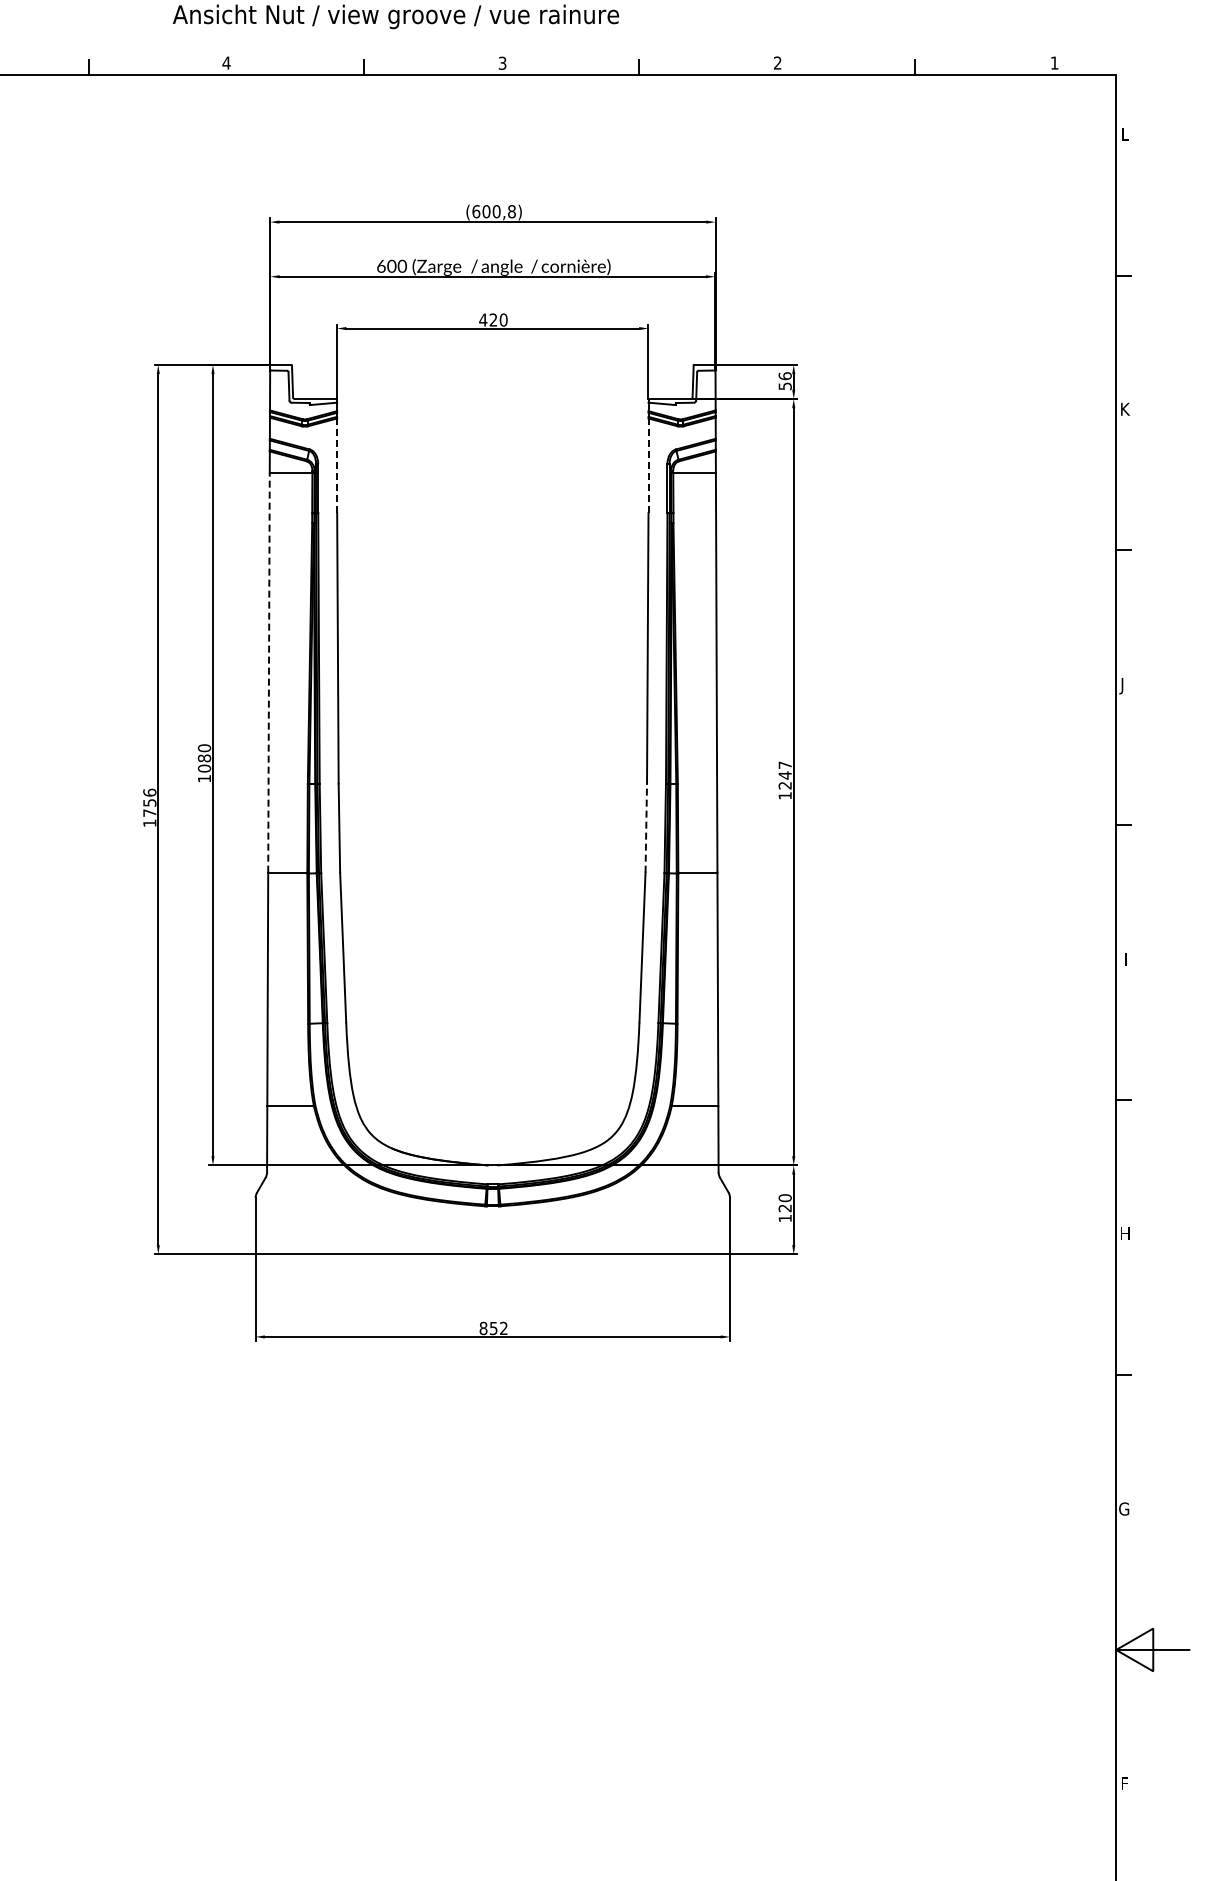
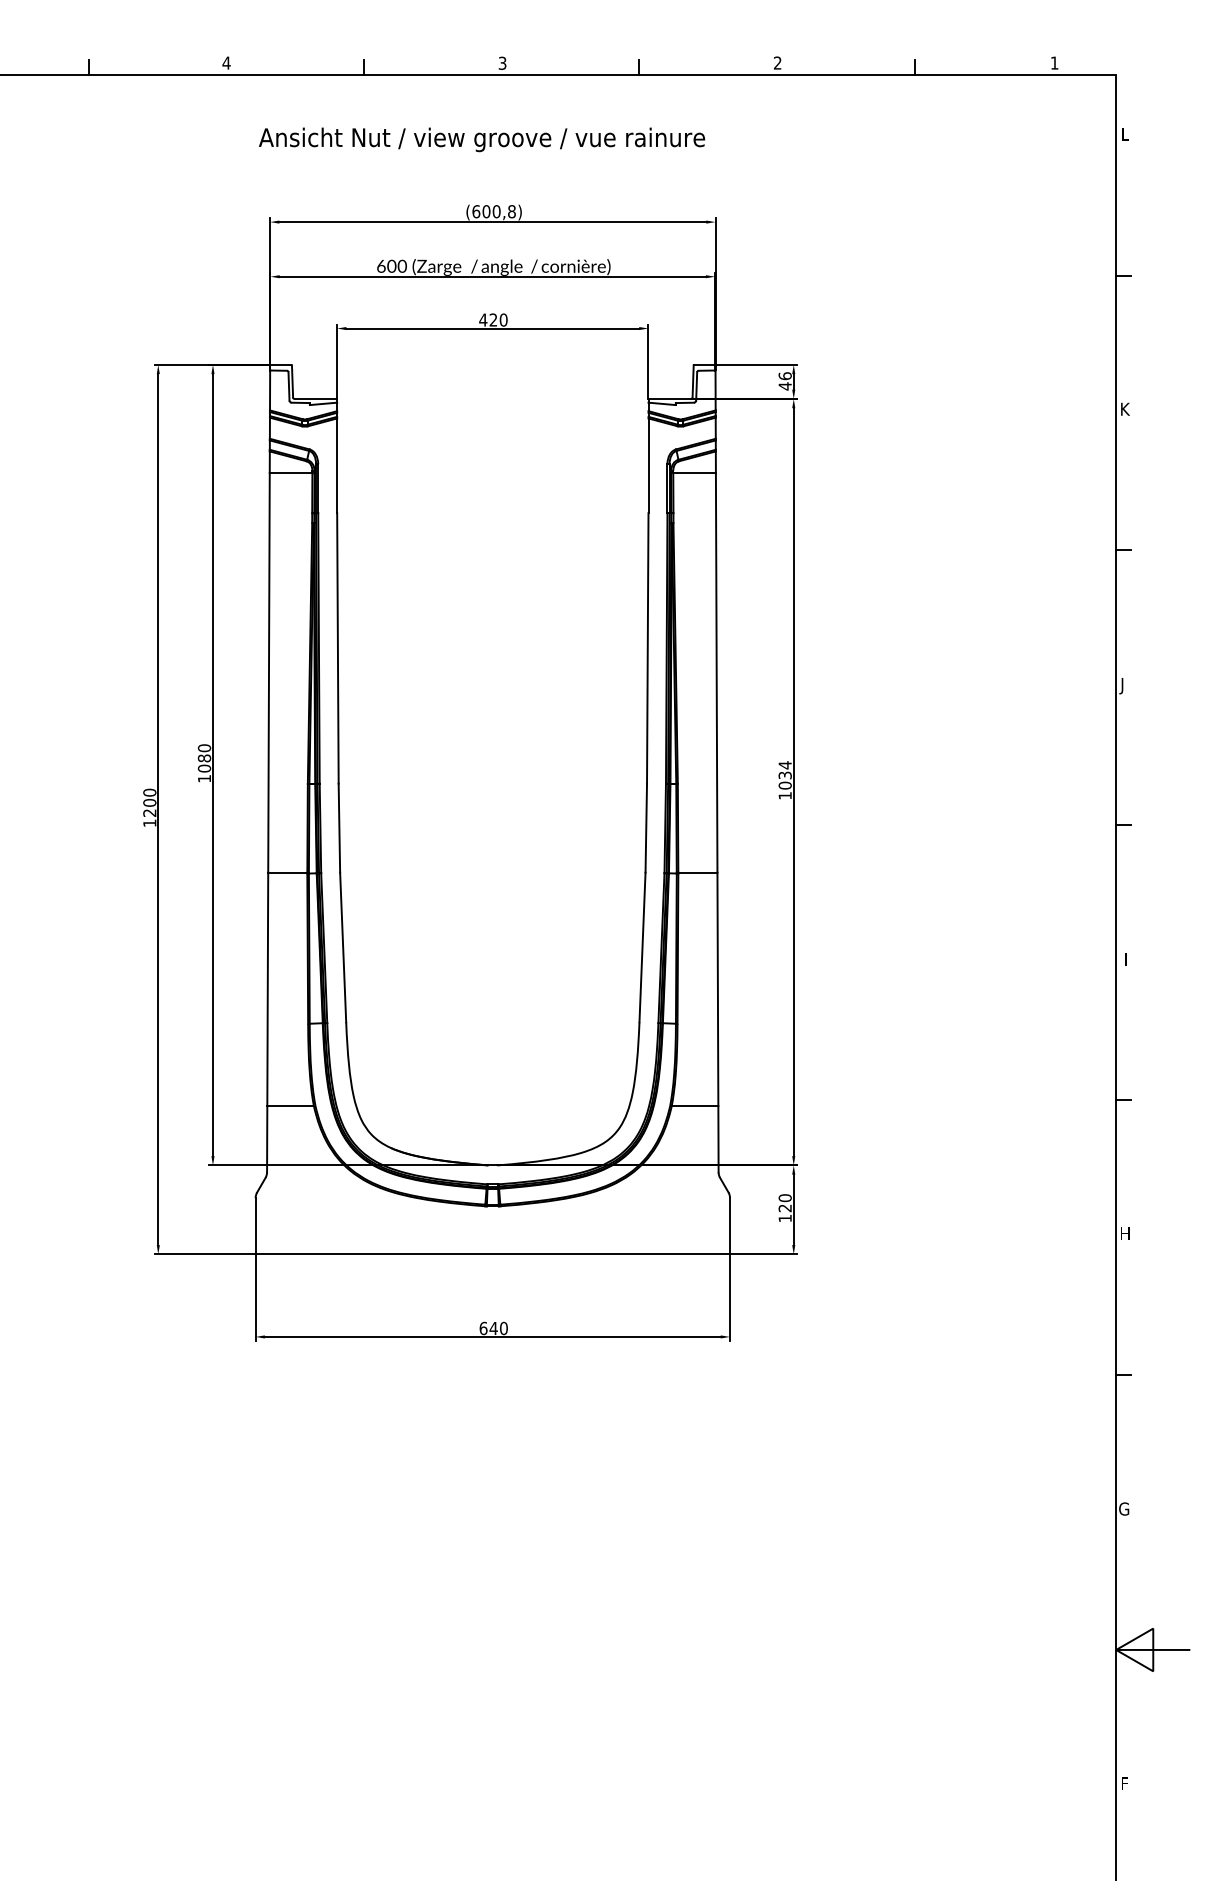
text position: (396, 16) -> (482, 139) (482, 139)
text: 56 -> 46 (784, 386)
line: dashed -> solid (648, 465)
line: dashed -> solid (337, 466)
line: dashed -> solid (268, 672)
text: 1247 -> 1034 (784, 775)
text: 1756 -> 1200 (149, 802)
line: dashed -> solid (646, 827)
text: 852 -> 640 (493, 1328)
